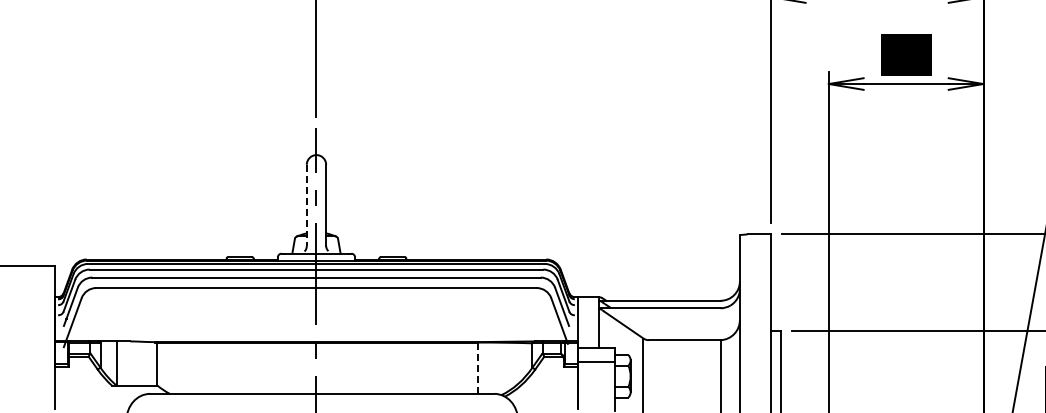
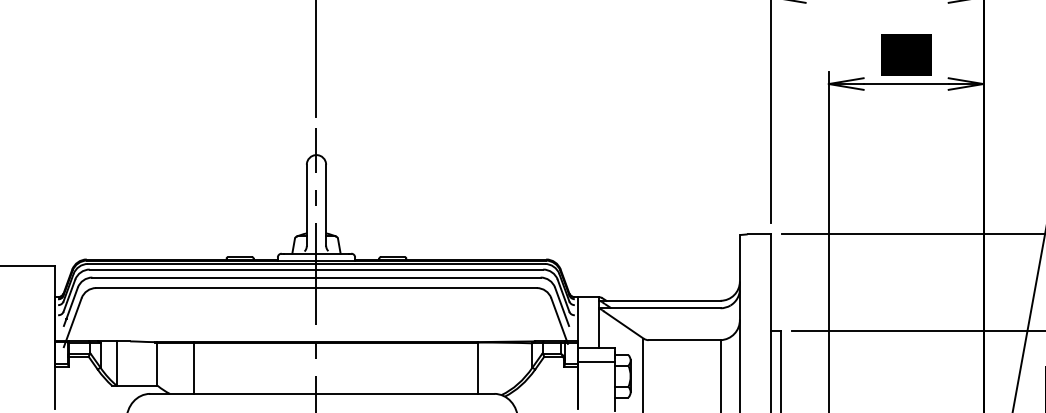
line: dashed -> solid (306, 205)
line: none -> present (194, 367)
line: dashed -> solid (477, 368)
